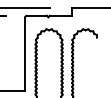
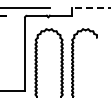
line: solid -> dashed (90, 7)
